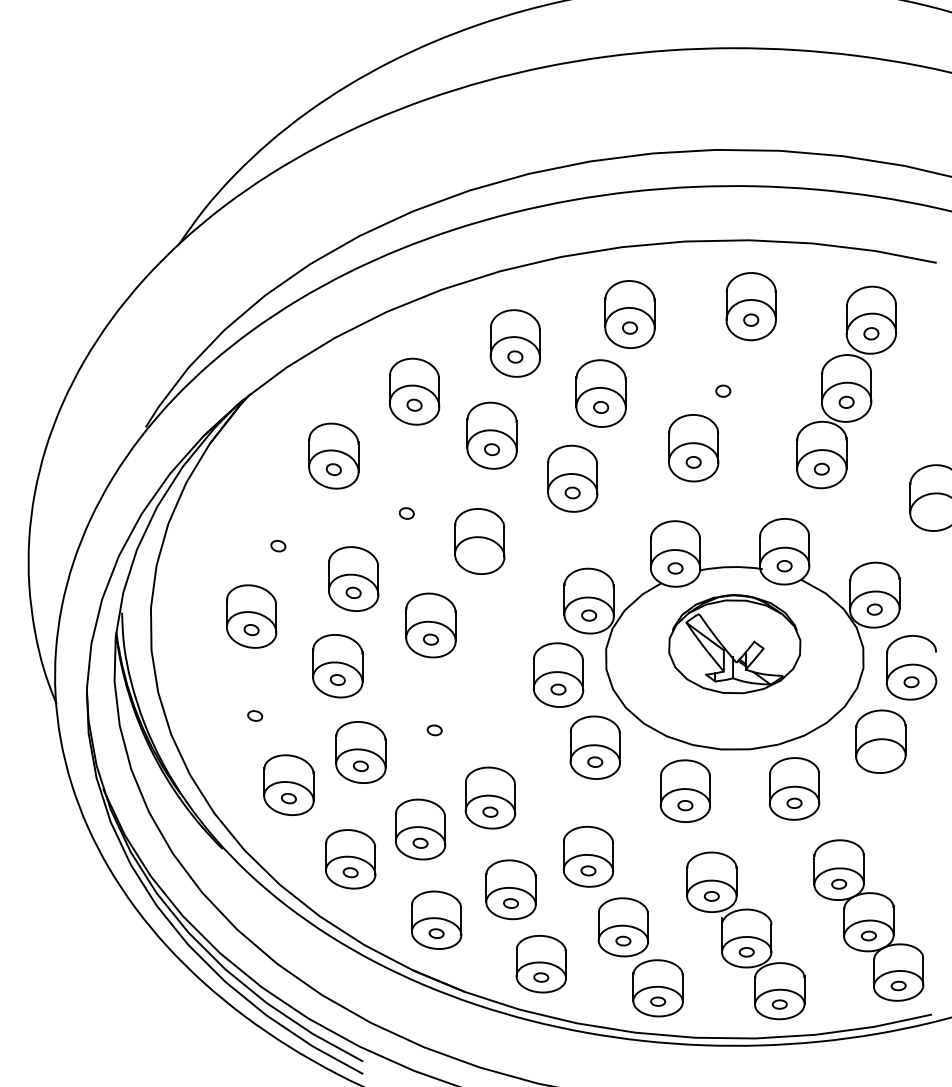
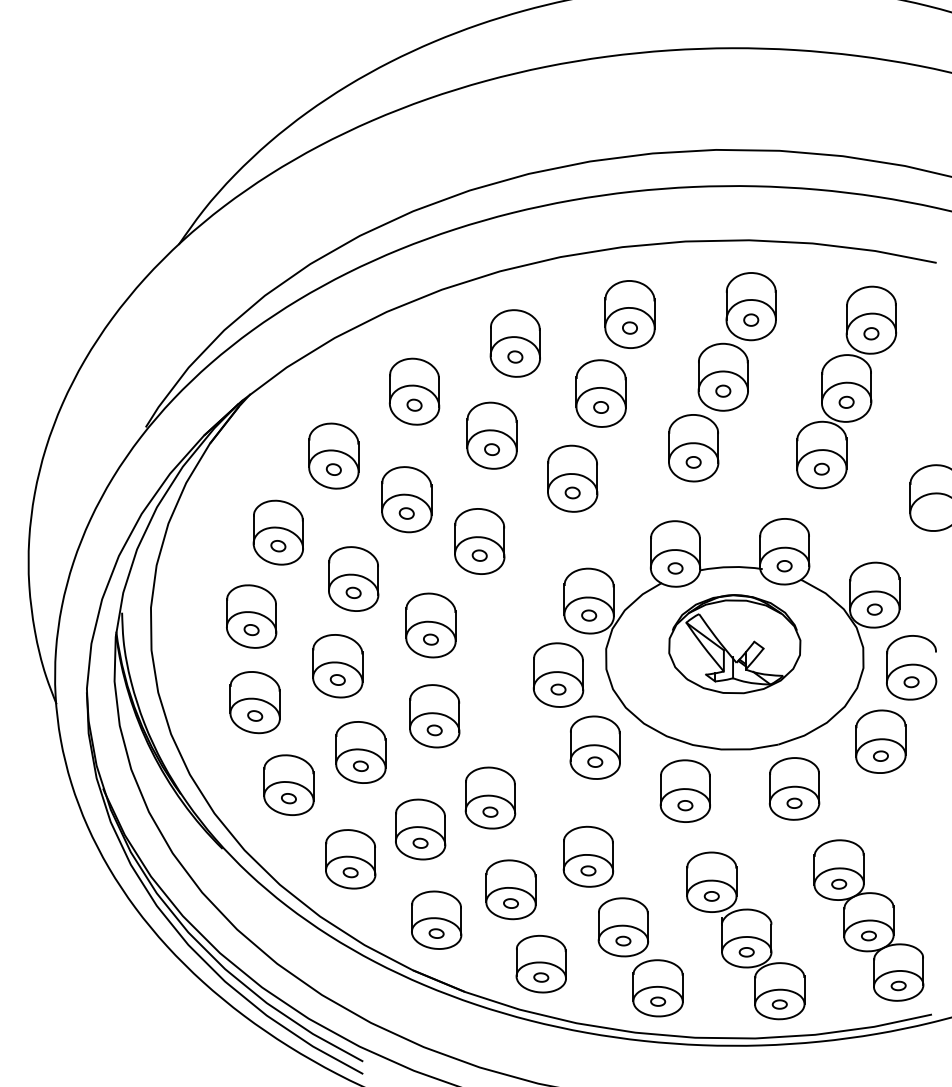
part: none -> present (722, 376)
part: none -> present (406, 499)
part: none -> present (277, 532)
part: none -> present (479, 555)
part: none -> present (254, 702)
part: none -> present (434, 716)
part: none -> present (880, 755)
